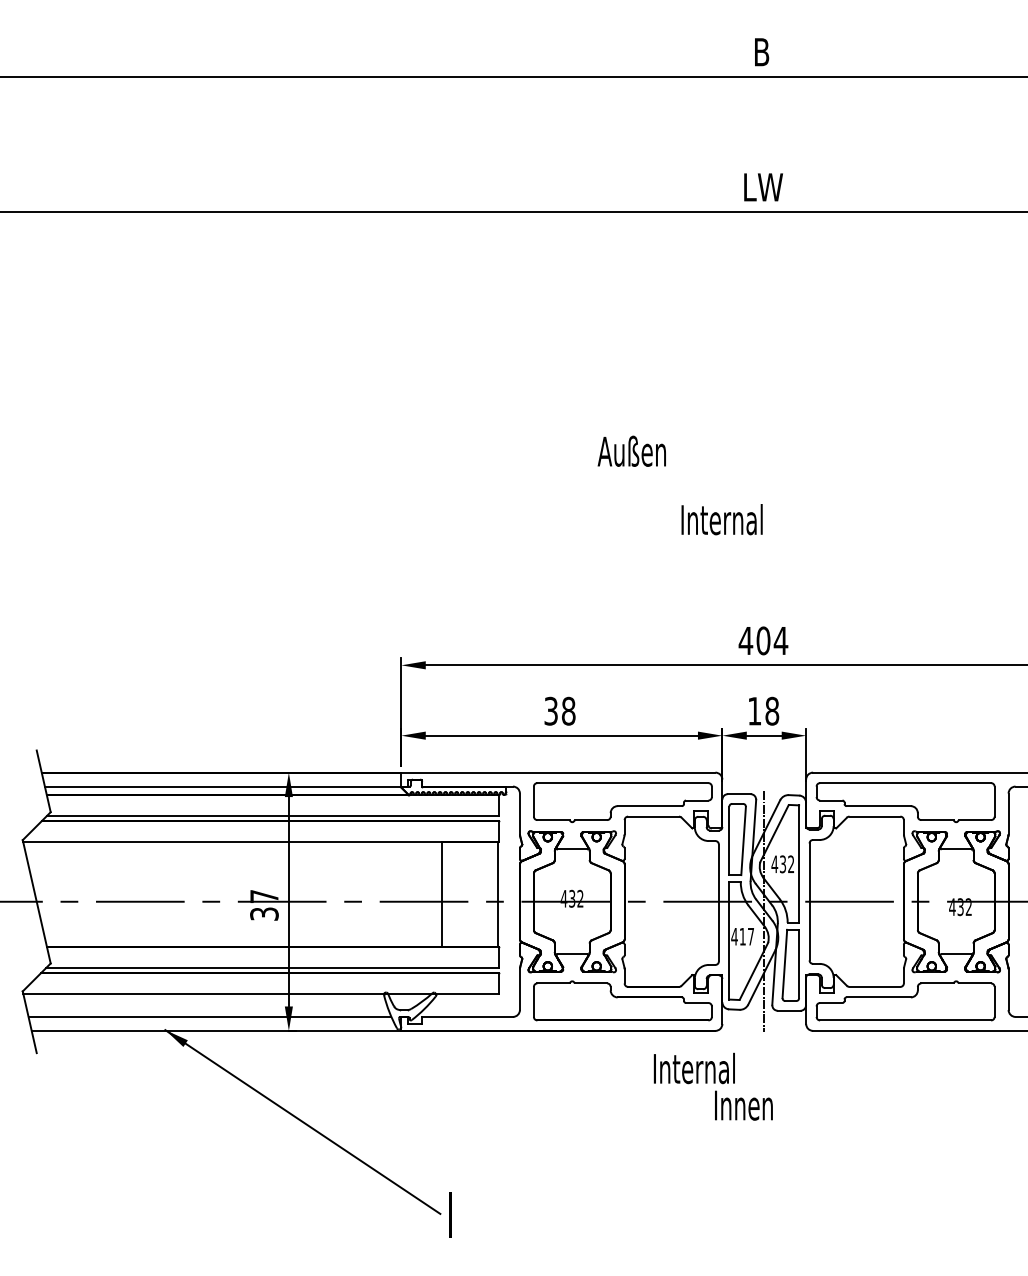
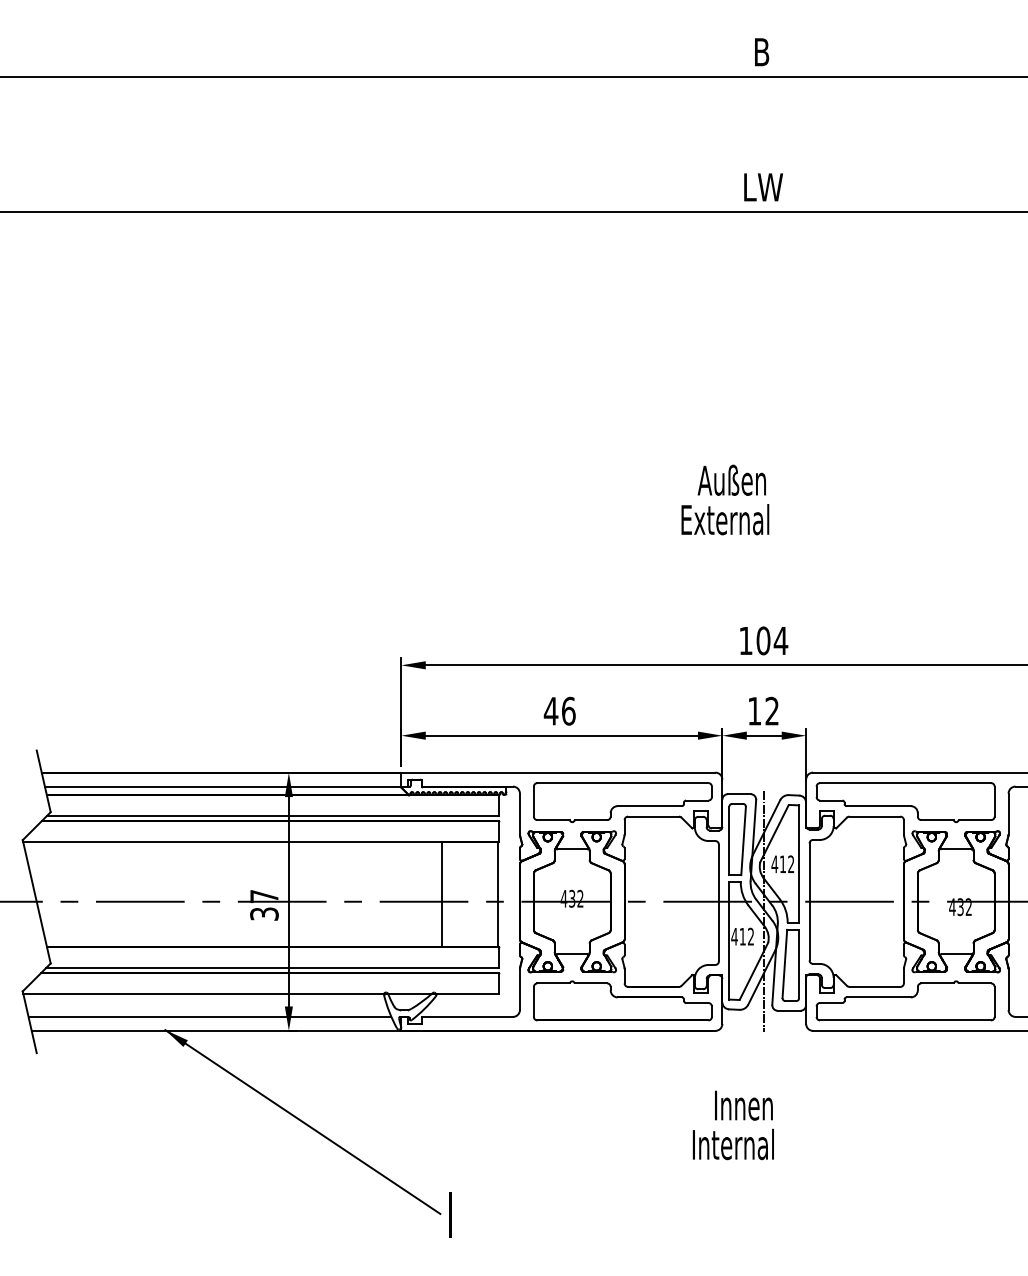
text position: (631, 450) -> (731, 479) (731, 479)
text: Internal -> External (726, 519)
text: 404 -> 104 (745, 640)
text: 38 -> 46 (559, 710)
text: 18 -> 12 (772, 711)
text: 432 -> 412 (783, 864)
text: 417 -> 412 (750, 936)
text position: (693, 1068) -> (732, 1144) (732, 1144)
